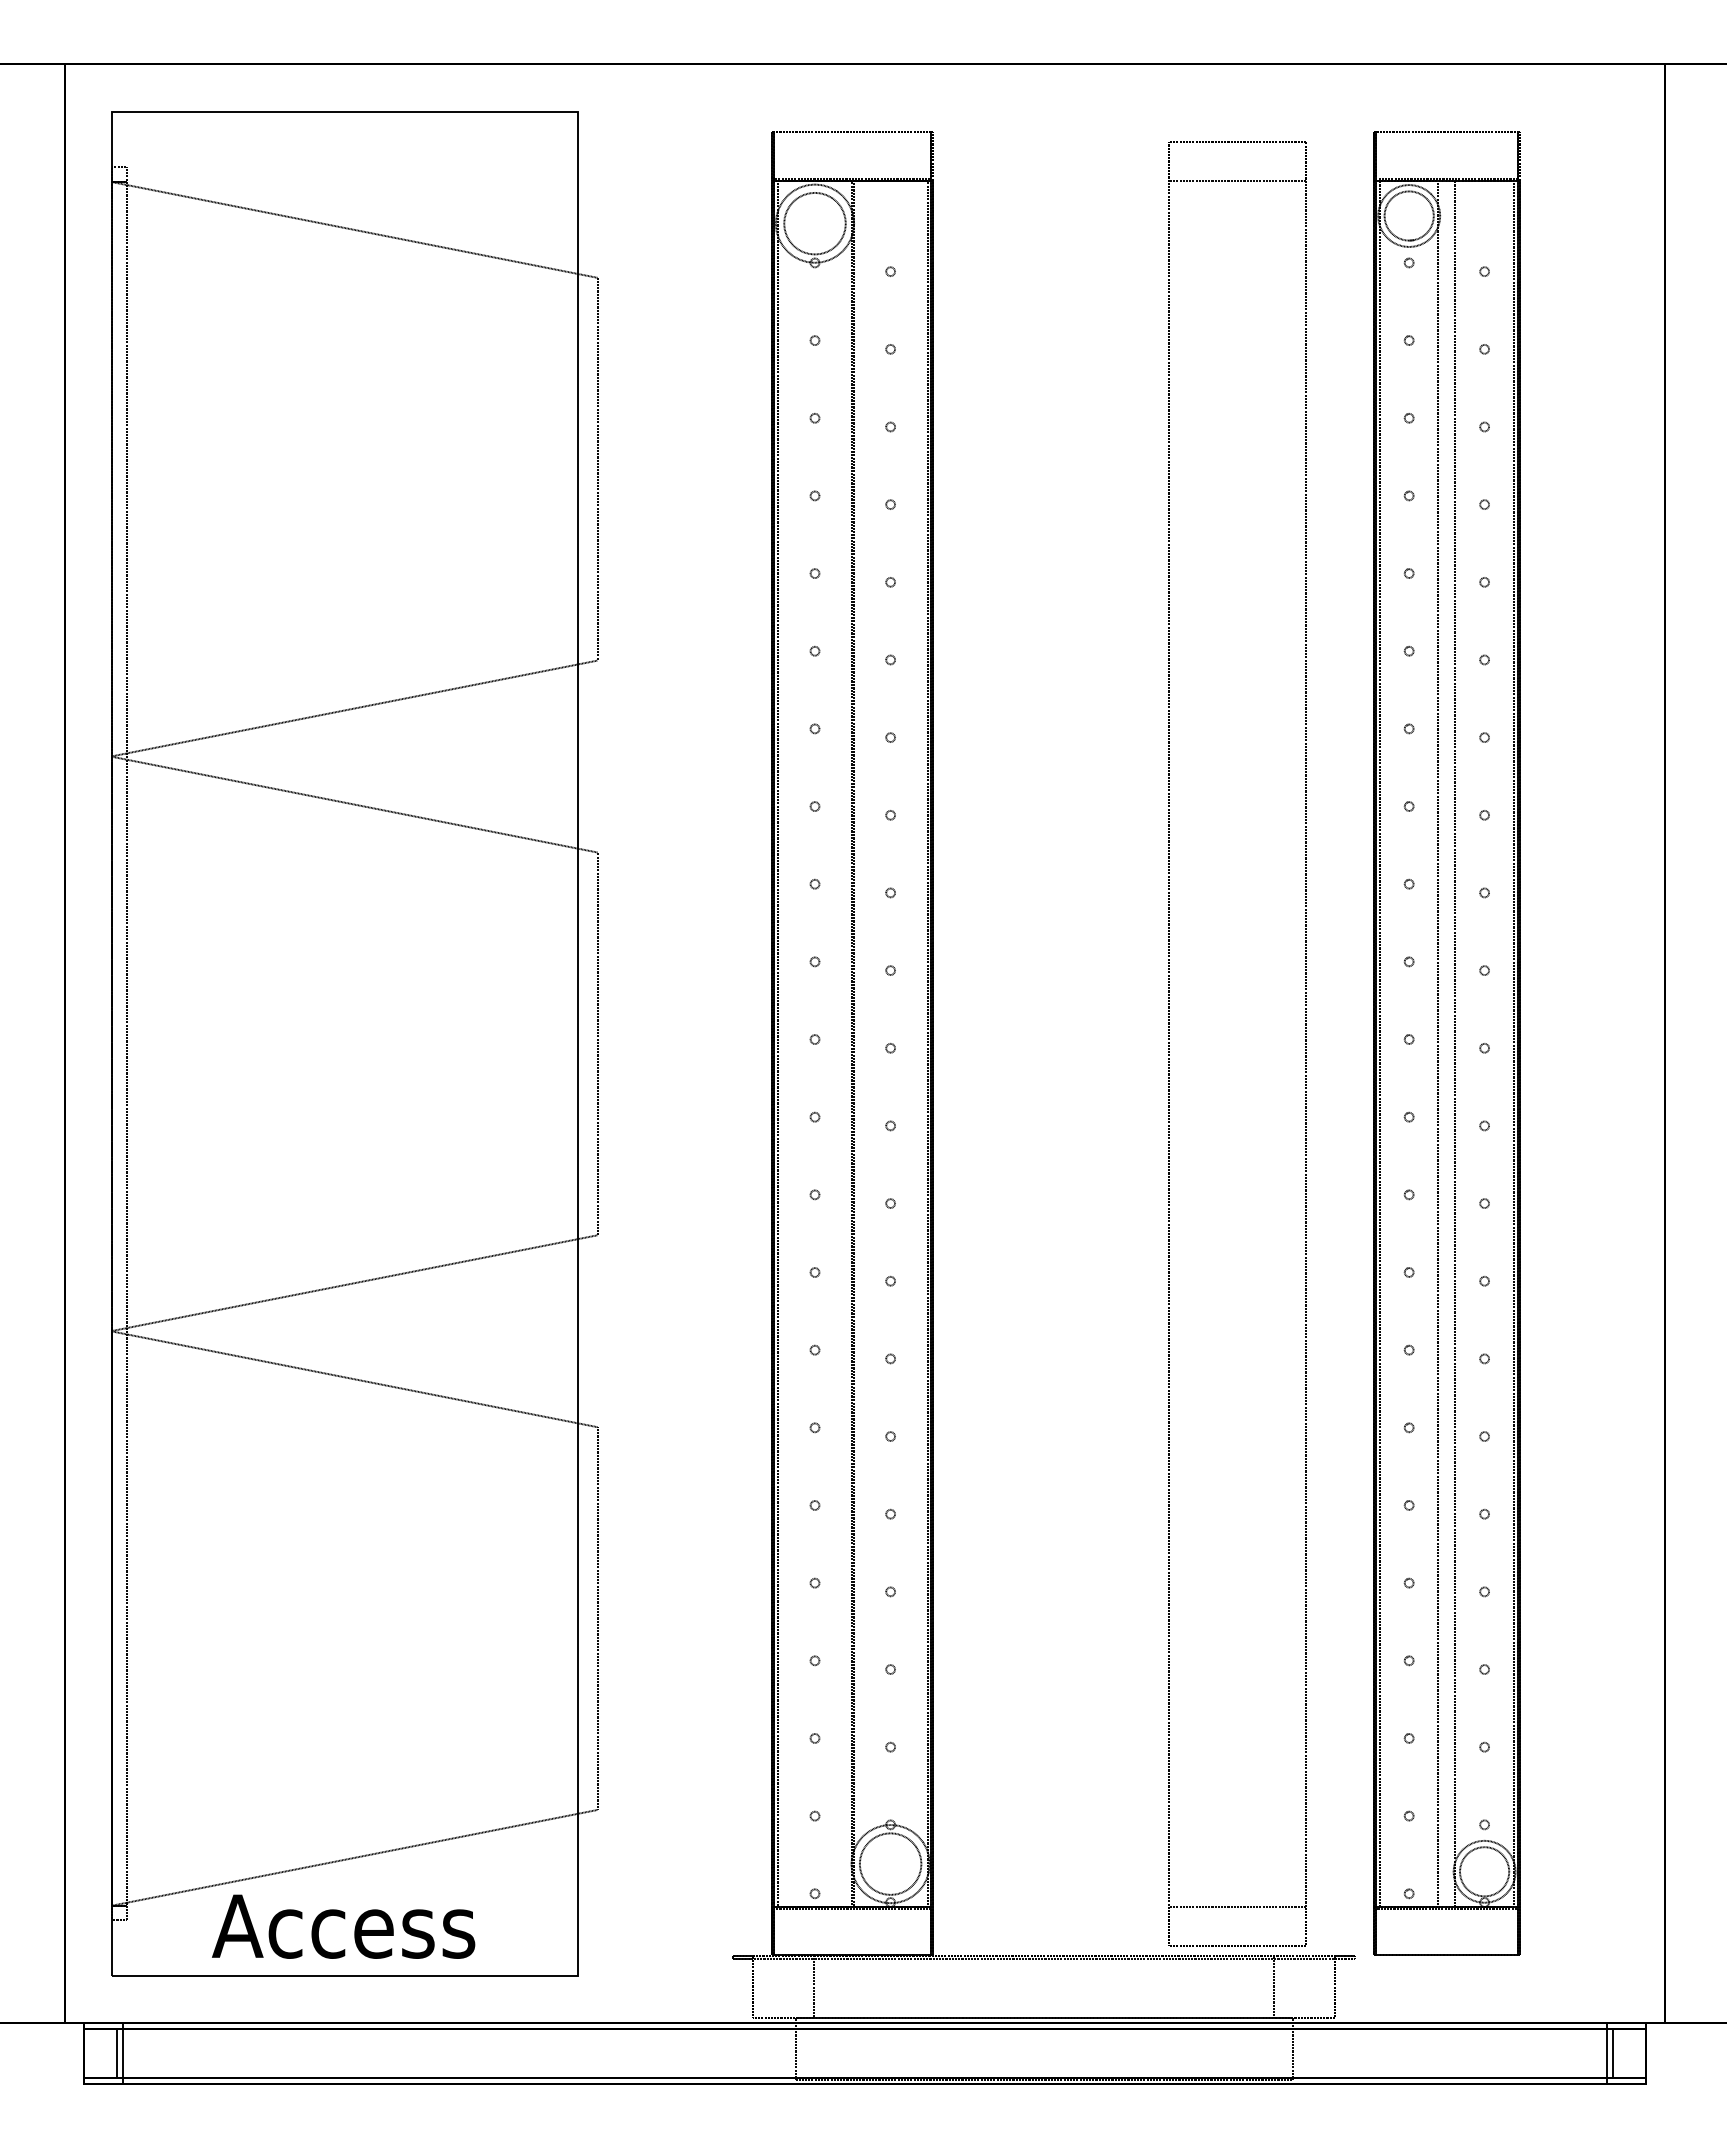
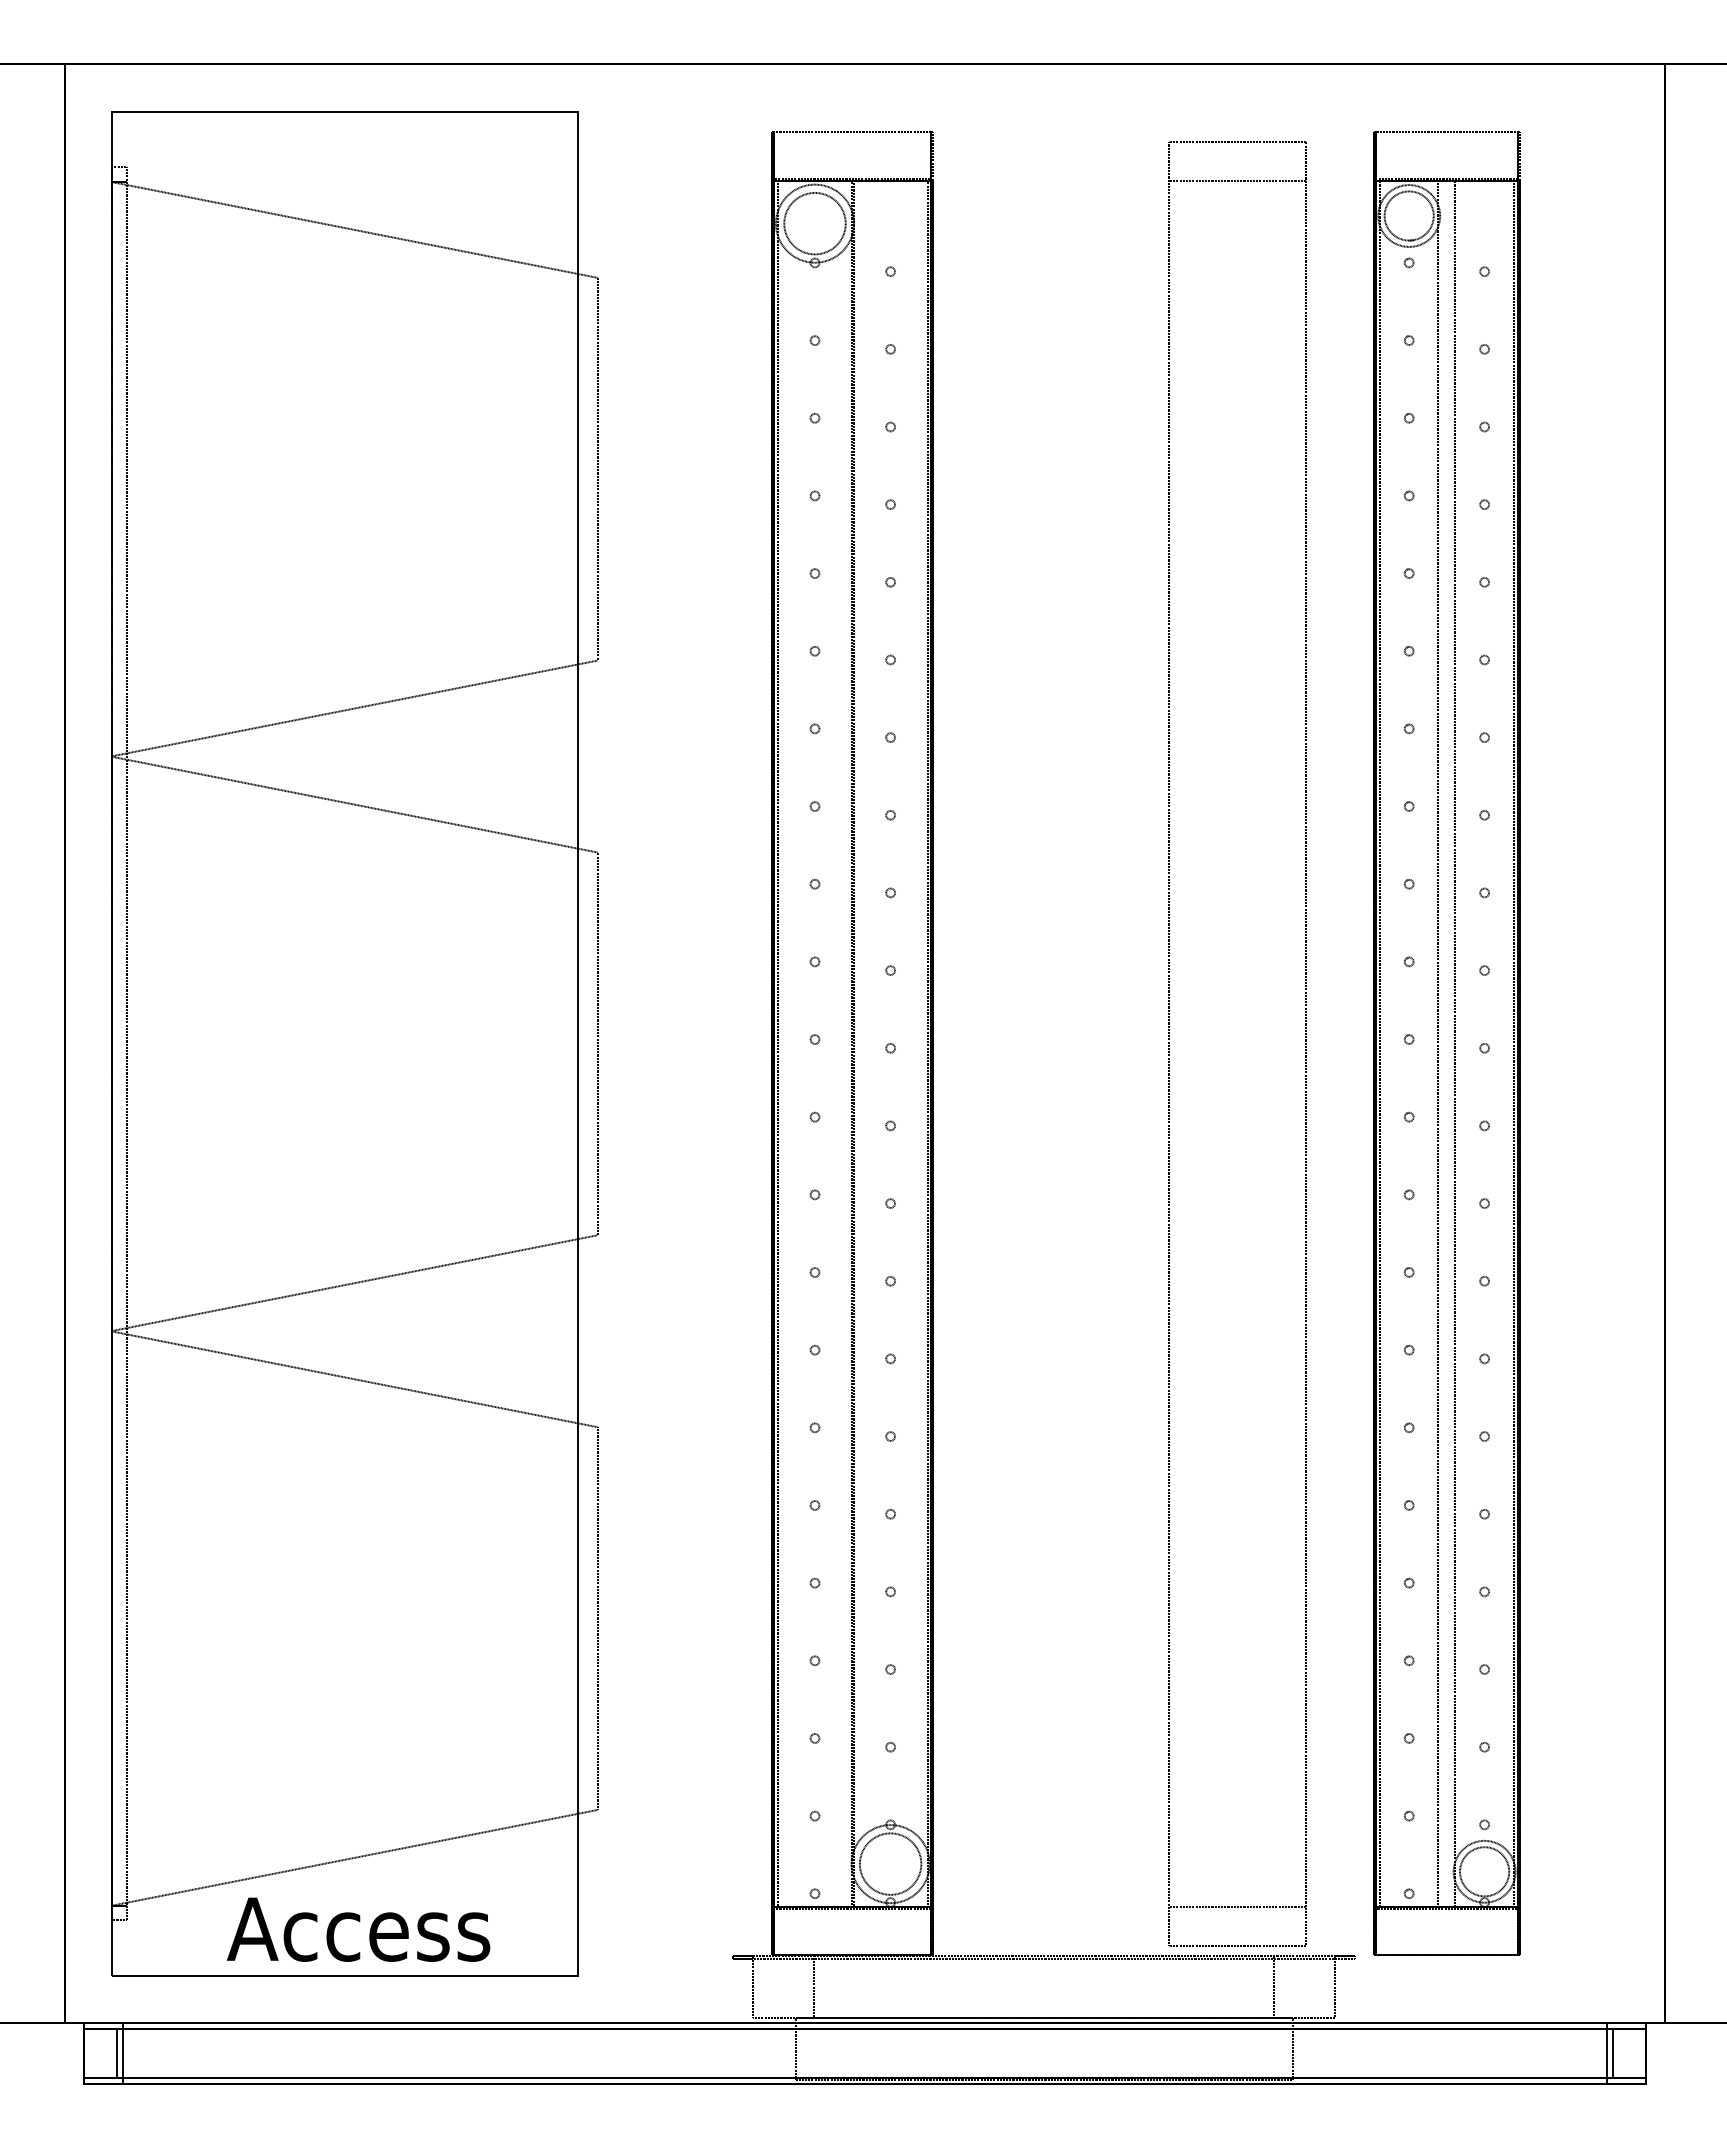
text position: (343, 1926) -> (358, 1929) (358, 1929)
